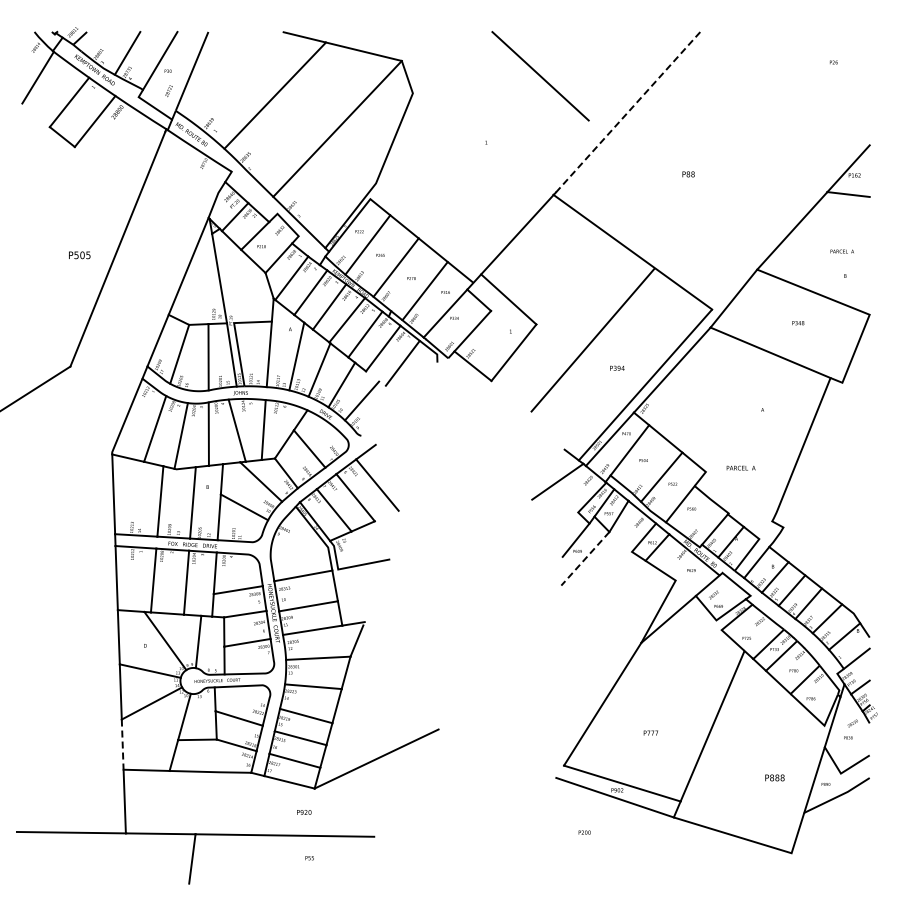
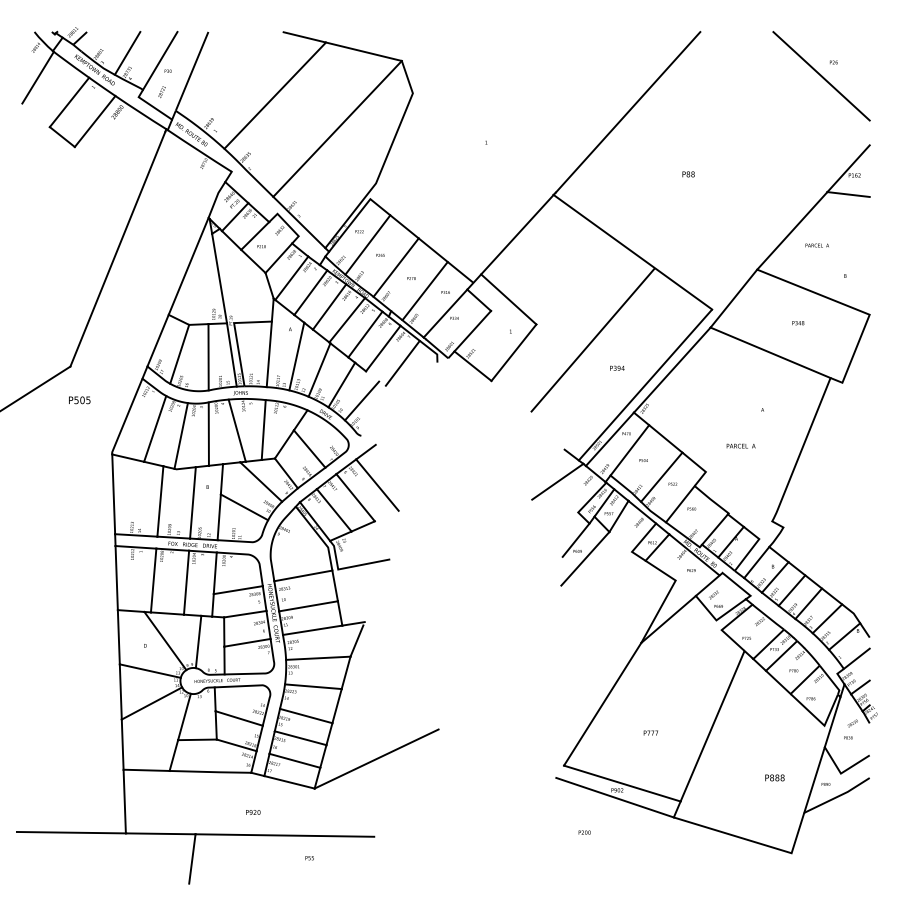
line position: (540, 76) -> (821, 76) (821, 76)
text position: (168, 91) -> (161, 92) (161, 92)
line: dashed -> solid (628, 111)
text position: (841, 251) -> (816, 245) (816, 245)
text position: (79, 255) -> (79, 400) (79, 400)
text position: (740, 467) -> (740, 445) (740, 445)
line: dashed -> solid (585, 559)
line: dashed -> solid (122, 745)
text position: (304, 812) -> (253, 812) (253, 812)
